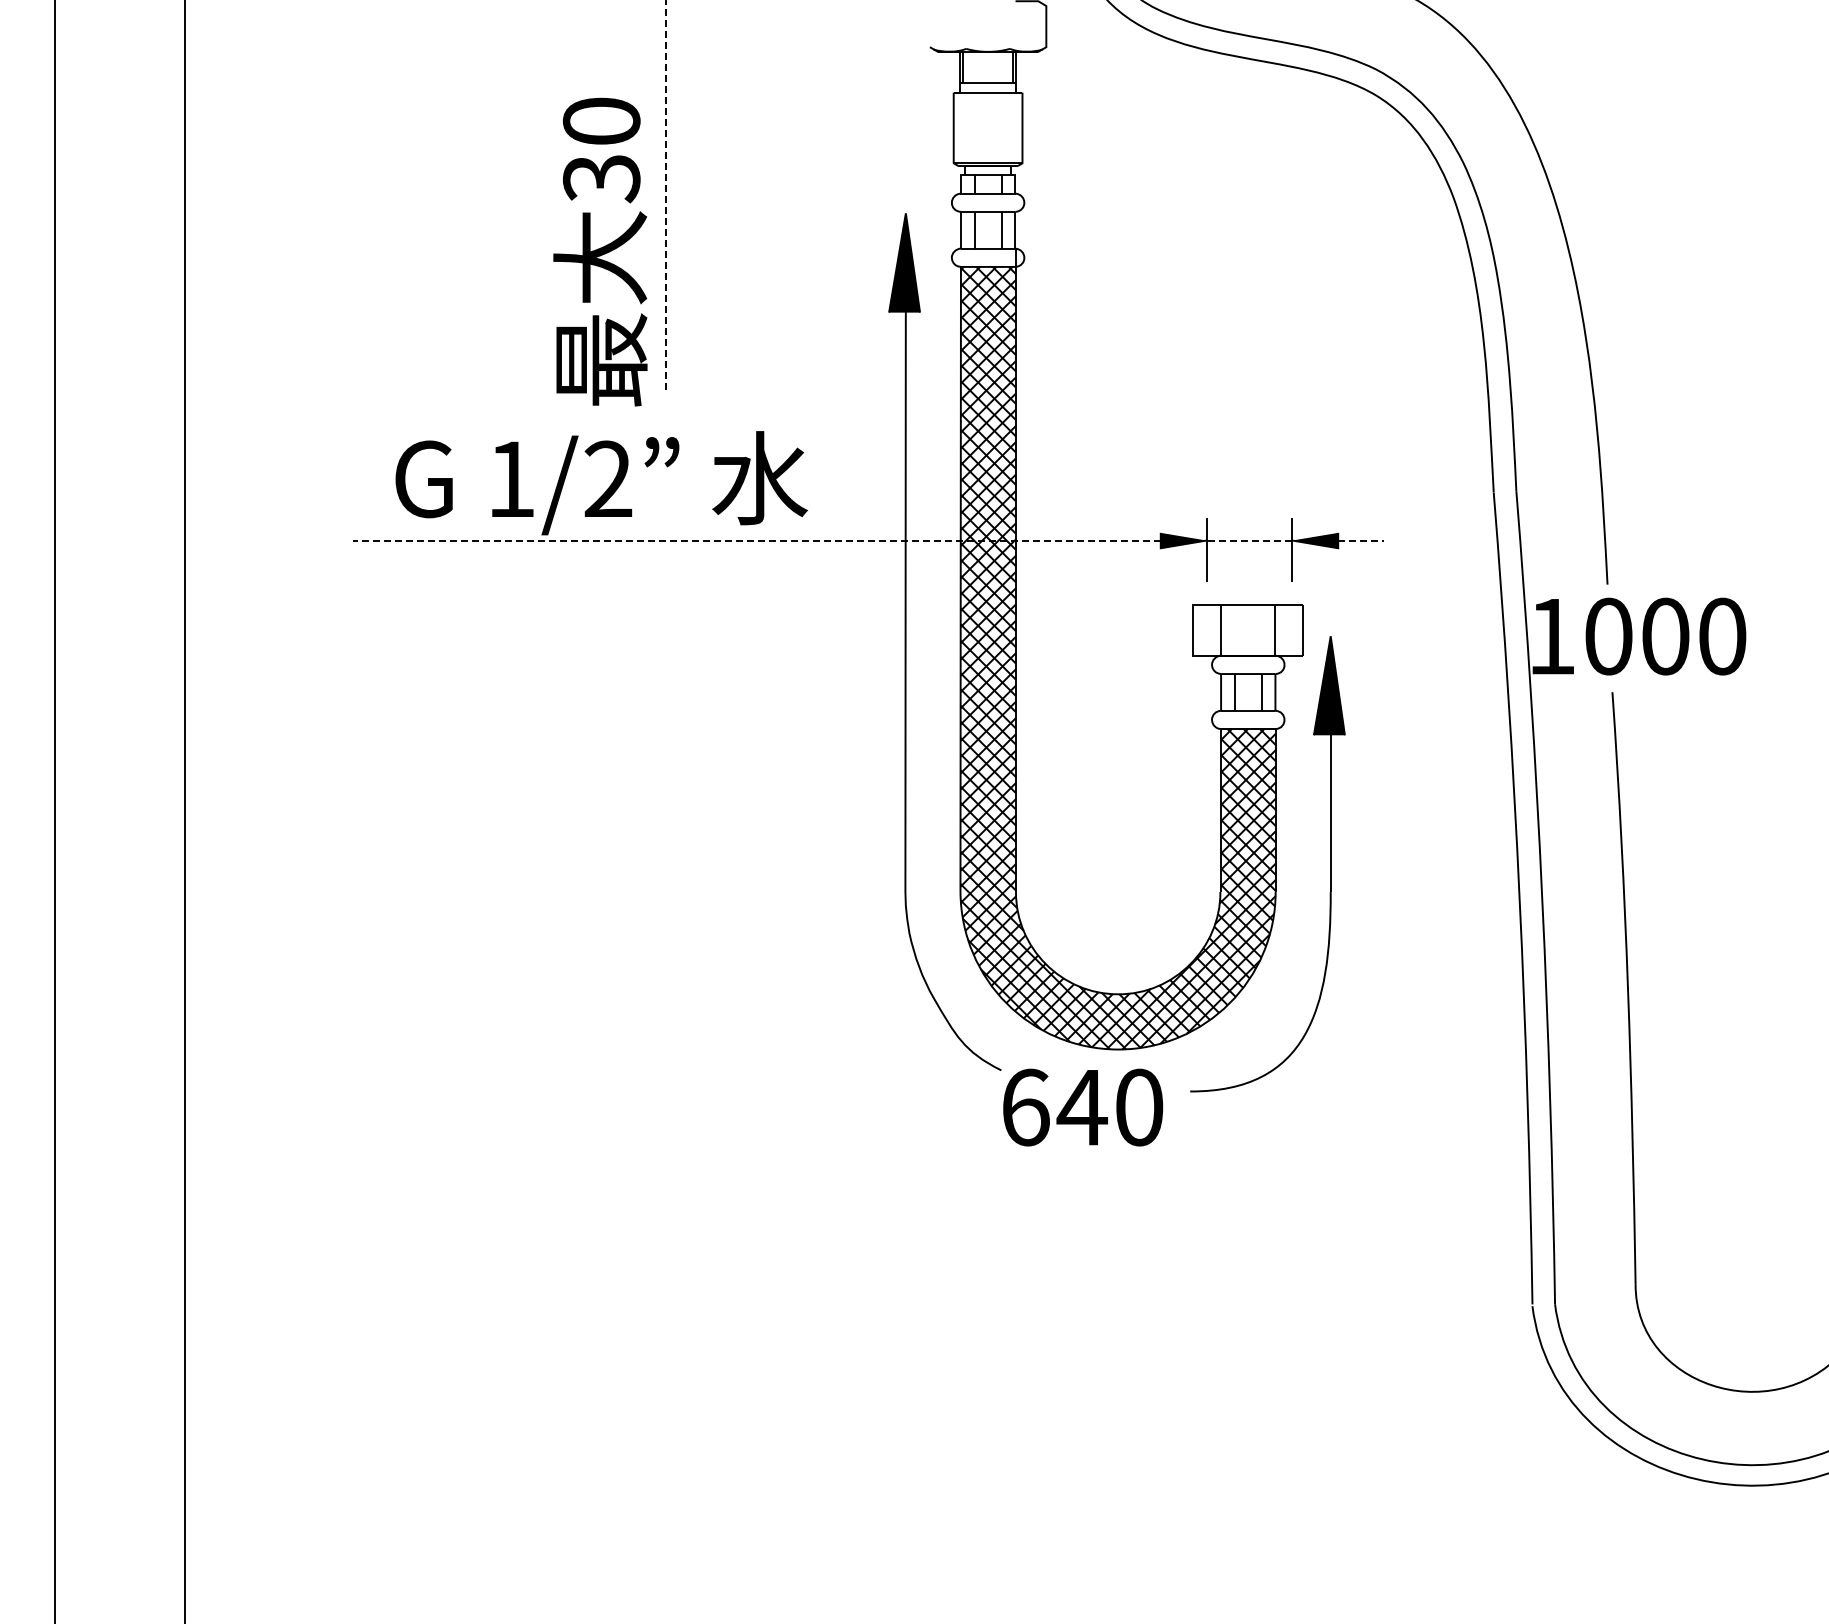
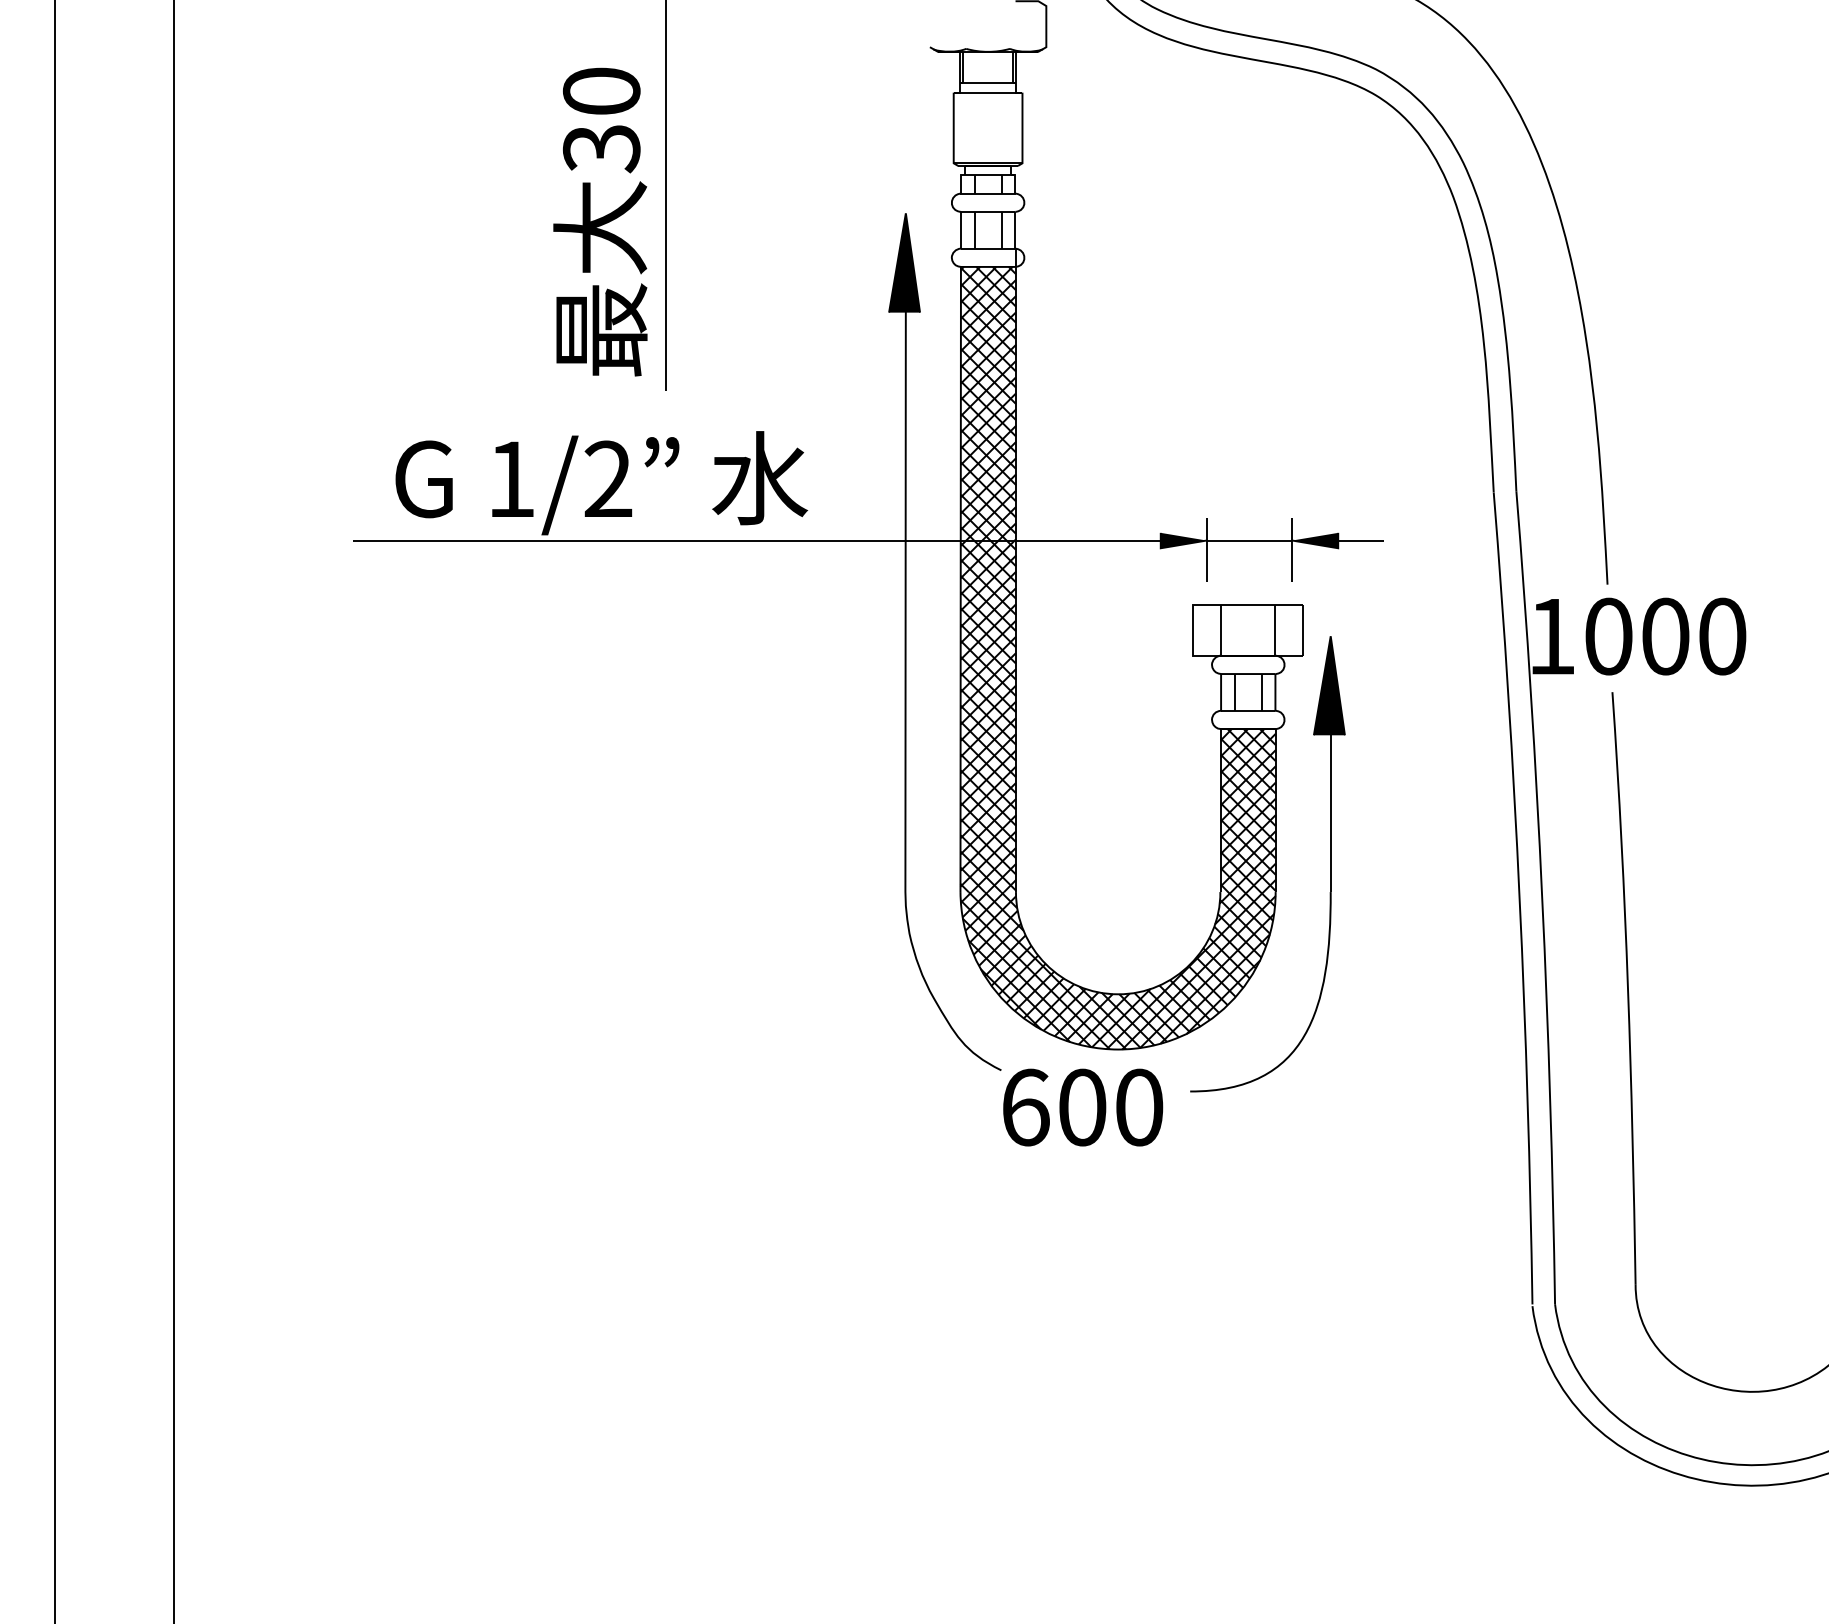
line: dashed -> solid (665, 196)
text position: (600, 251) -> (600, 221) (600, 221)
line: dashed -> solid (757, 540)
line: dashed -> solid (1249, 540)
line: dashed -> solid (1361, 540)
line position: (185, 811) -> (174, 811) (174, 811)
text: 640 -> 600 (1082, 1107)
